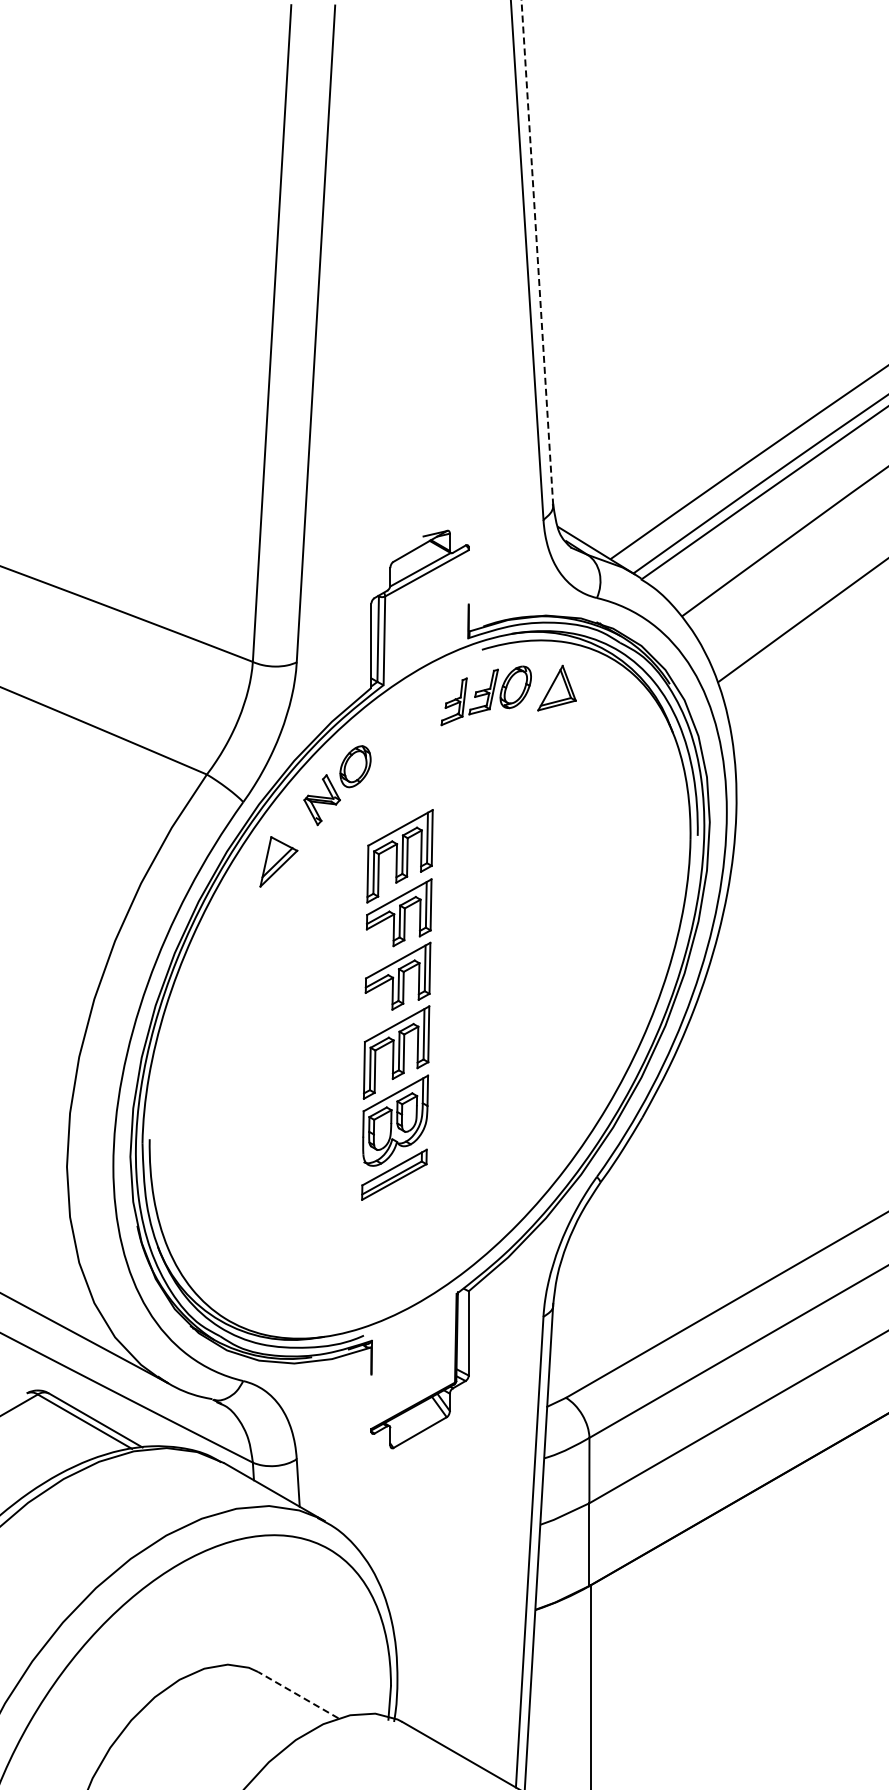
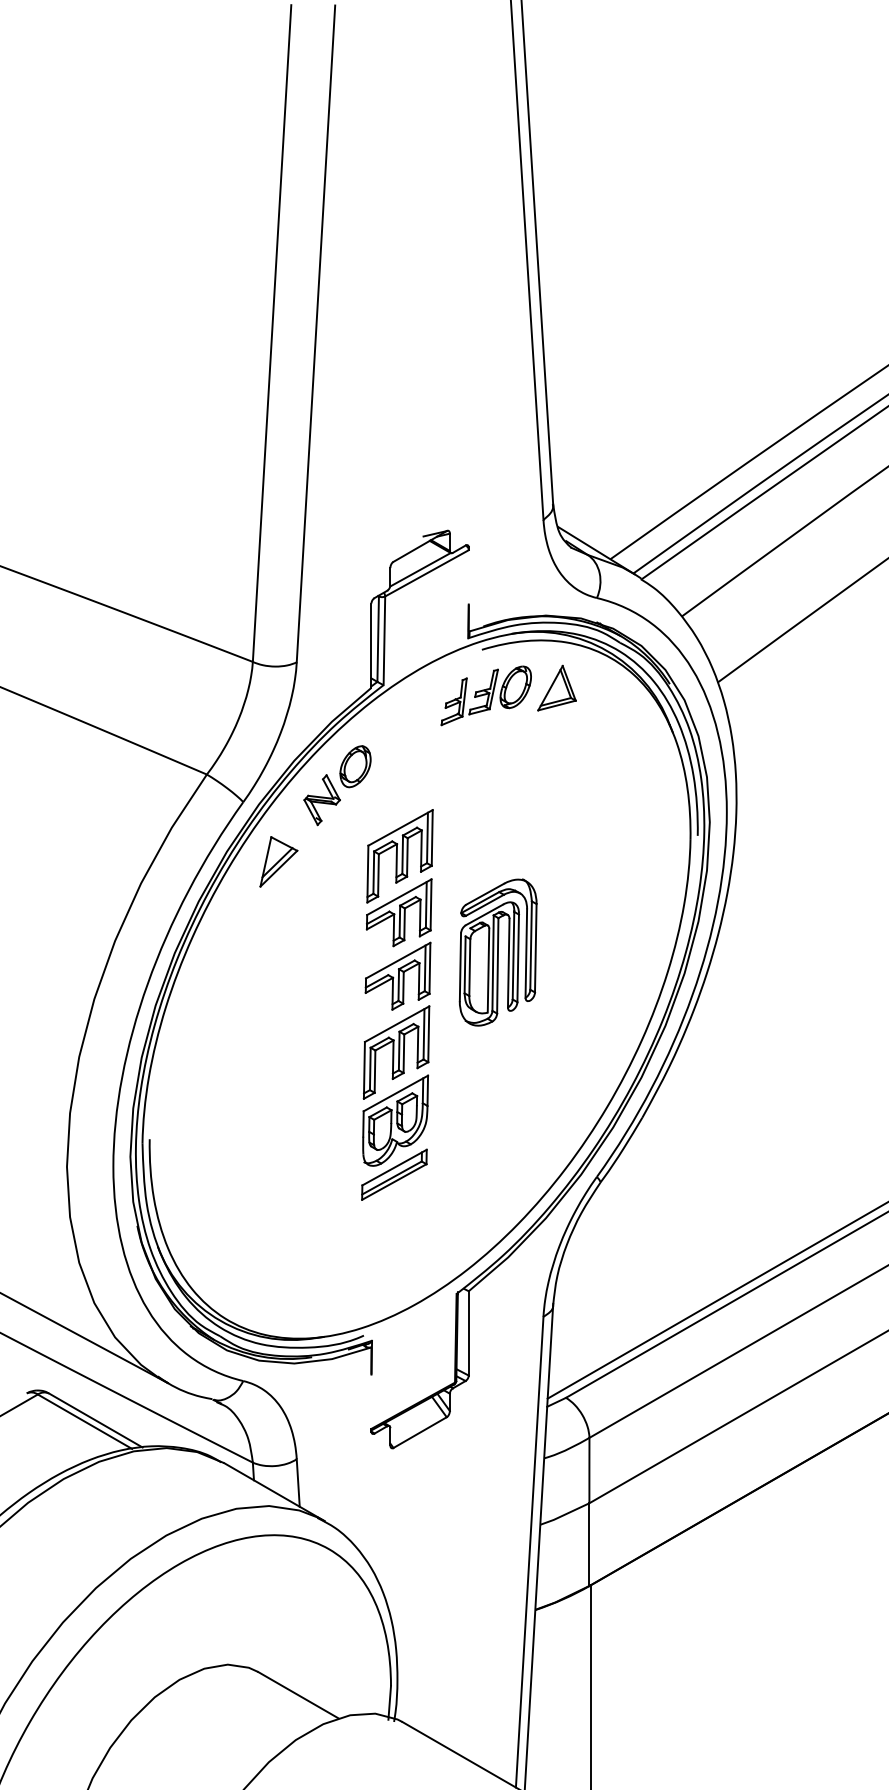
line: dashed -> solid (537, 252)
part: none -> present (497, 952)
line: none -> present (716, 1300)
line: dashed -> solid (297, 1694)
